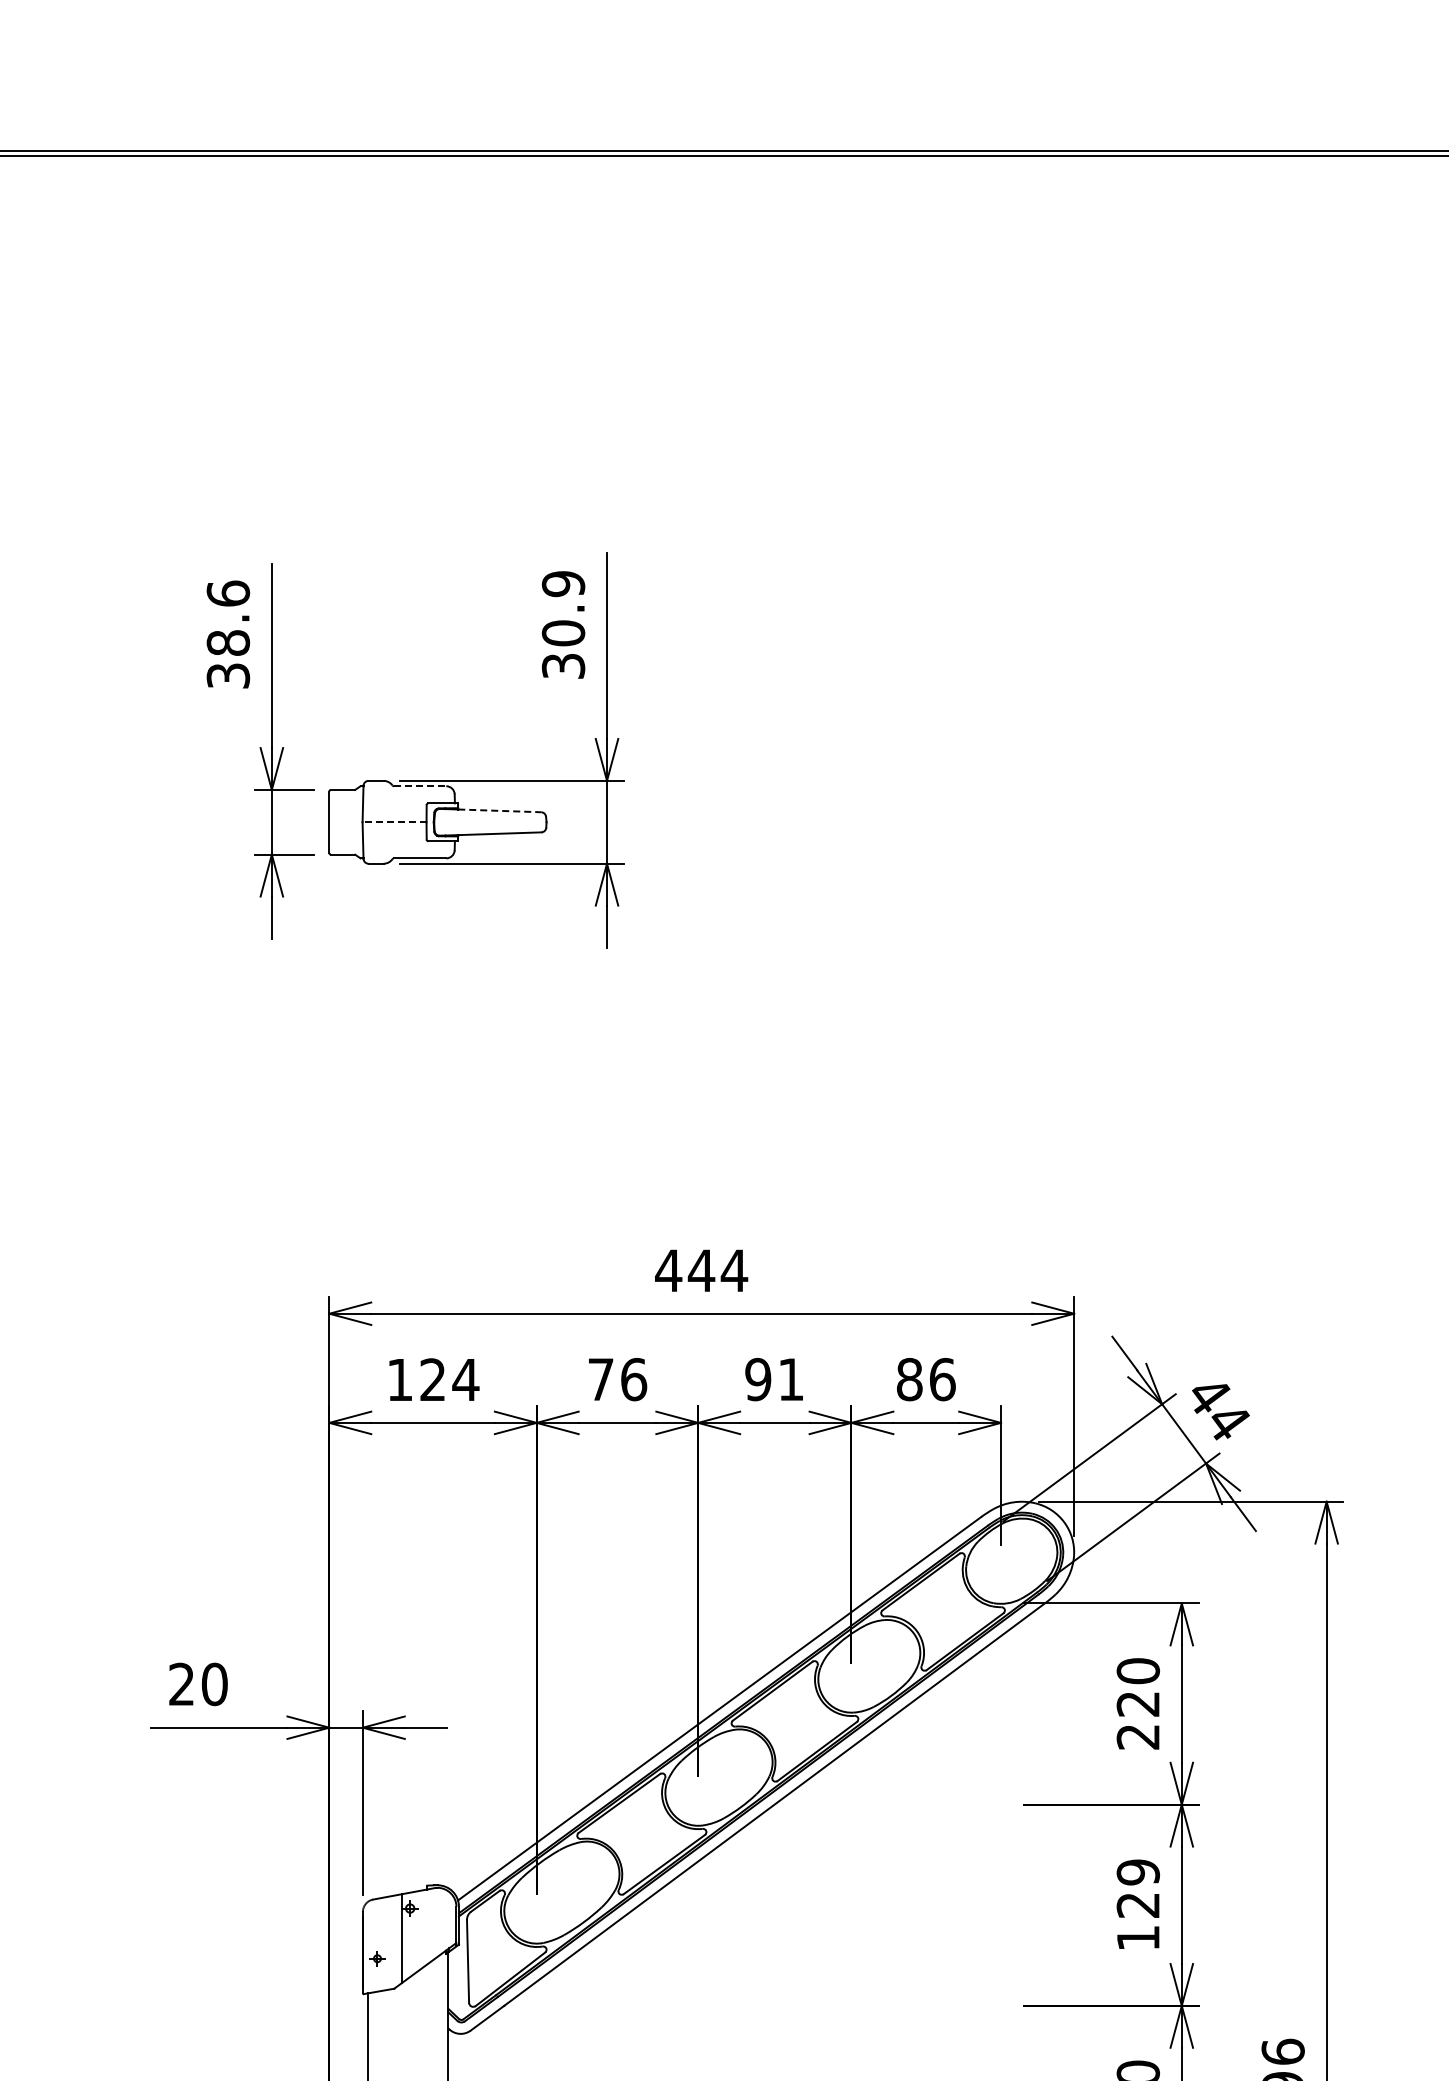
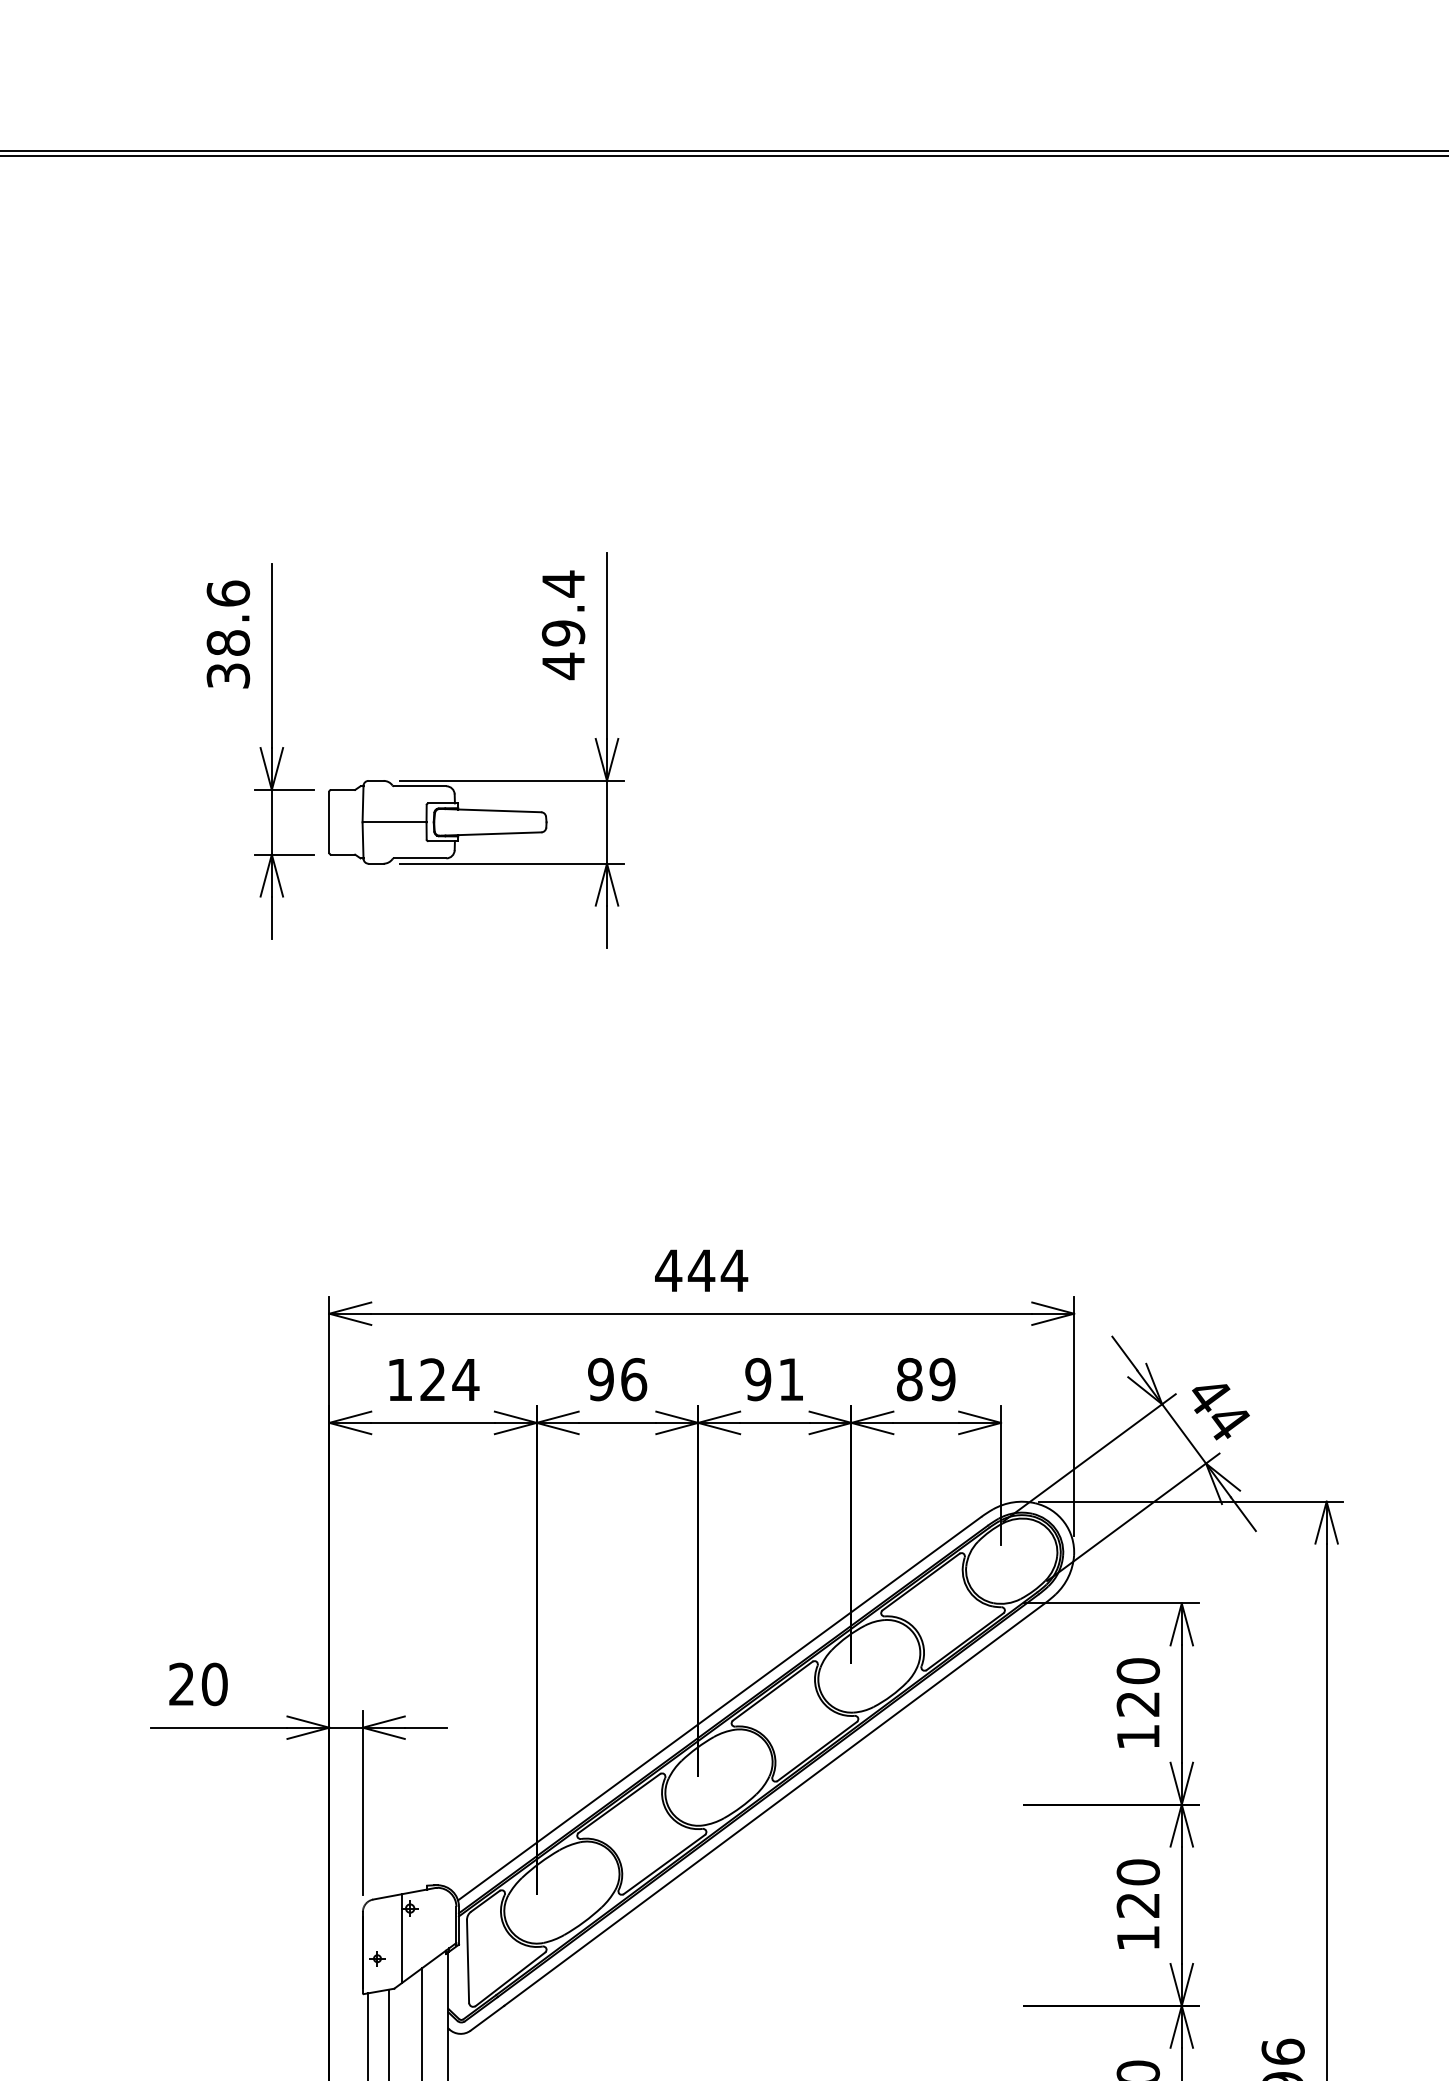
text: 30.9 -> 49.4 (563, 625)
line: dashed -> solid (420, 786)
line: dashed -> solid (499, 810)
line: dashed -> solid (394, 822)
text: 76 -> 96 (600, 1379)
text: 86 -> 89 (942, 1379)
text: 220 -> 120 (1137, 1737)
text: 129 -> 120 (1138, 1872)
line: none -> present (422, 2022)
line: none -> present (388, 2033)
